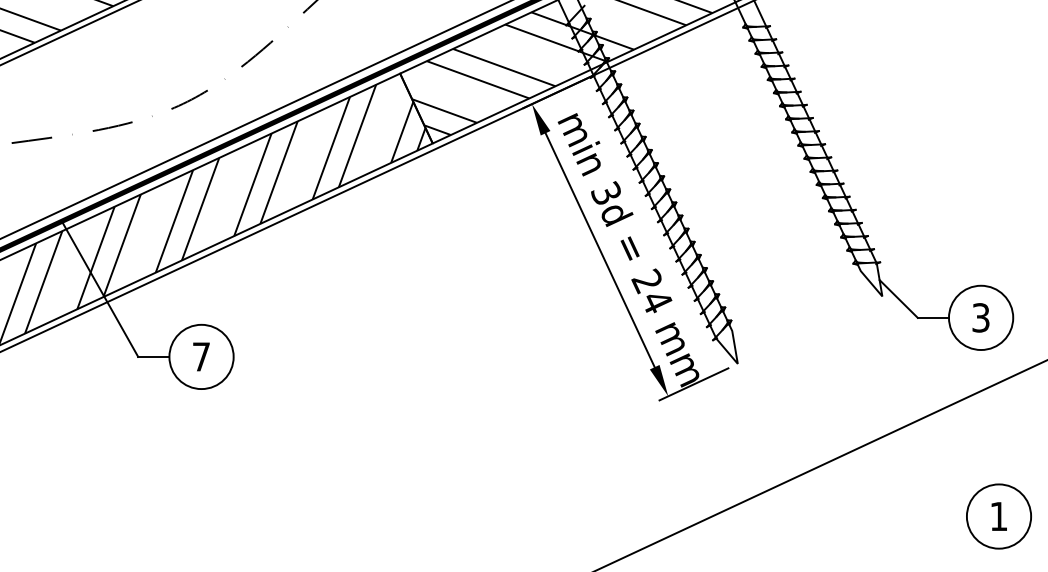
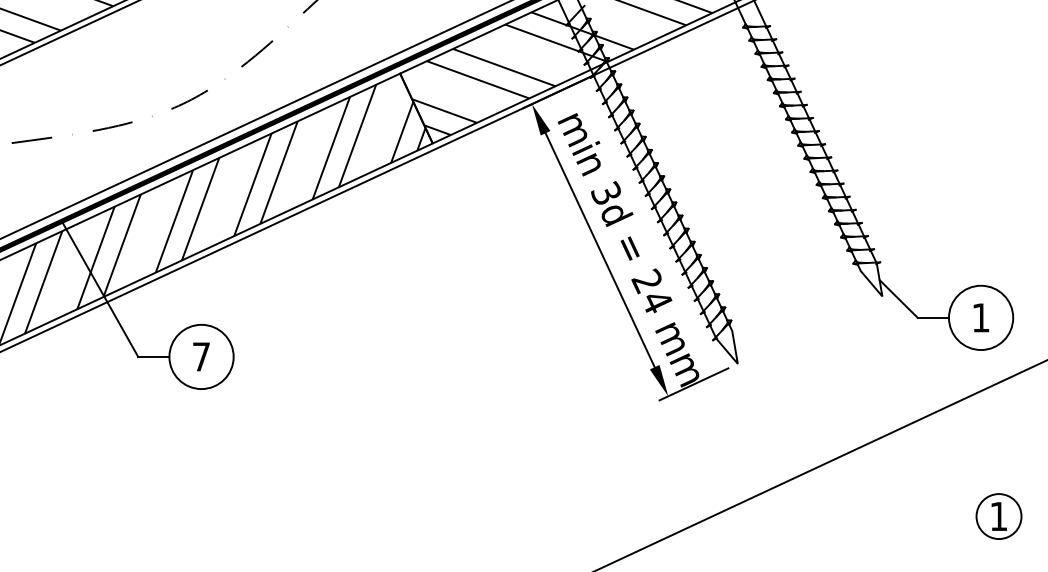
text: 3 -> 1 (980, 317)
circle diameter: 64 px -> 45 px (998, 516)
